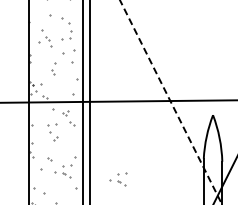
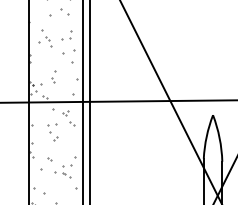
part position: (65, 20) -> (64, 11) (64, 11)
part position: (53, 68) -> (53, 76) (53, 76)
line: dashed -> solid (171, 102)
part: present -> none (118, 179)
